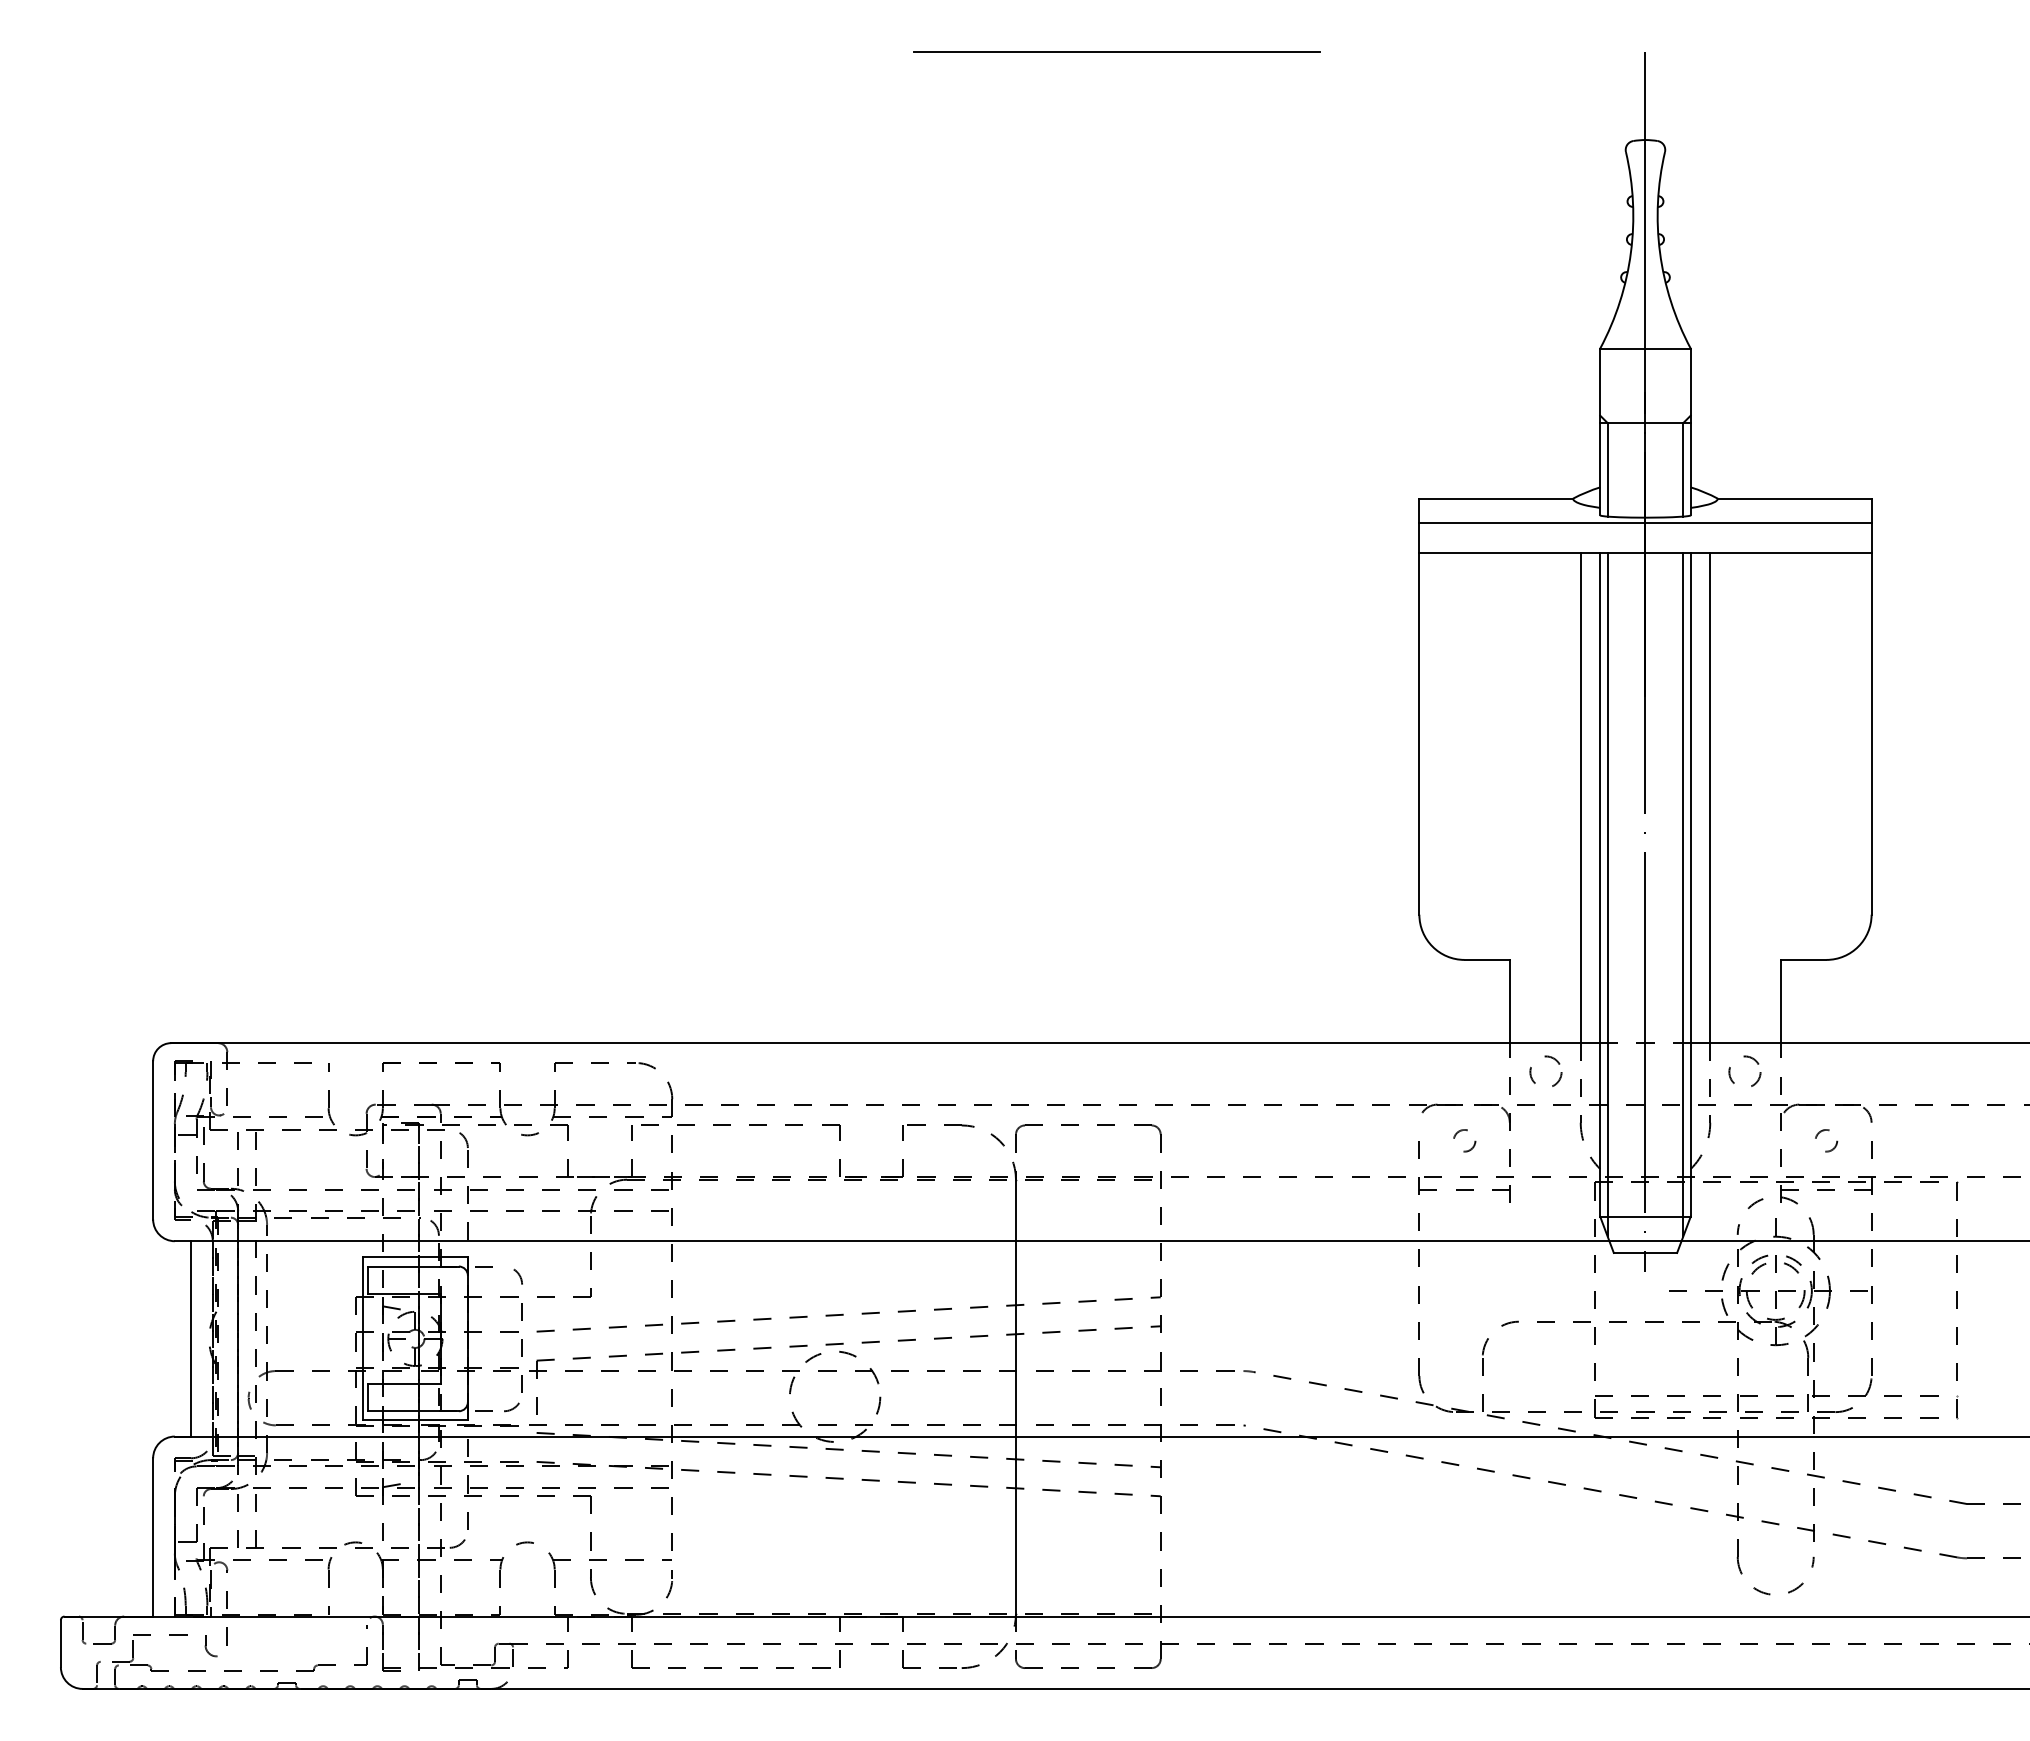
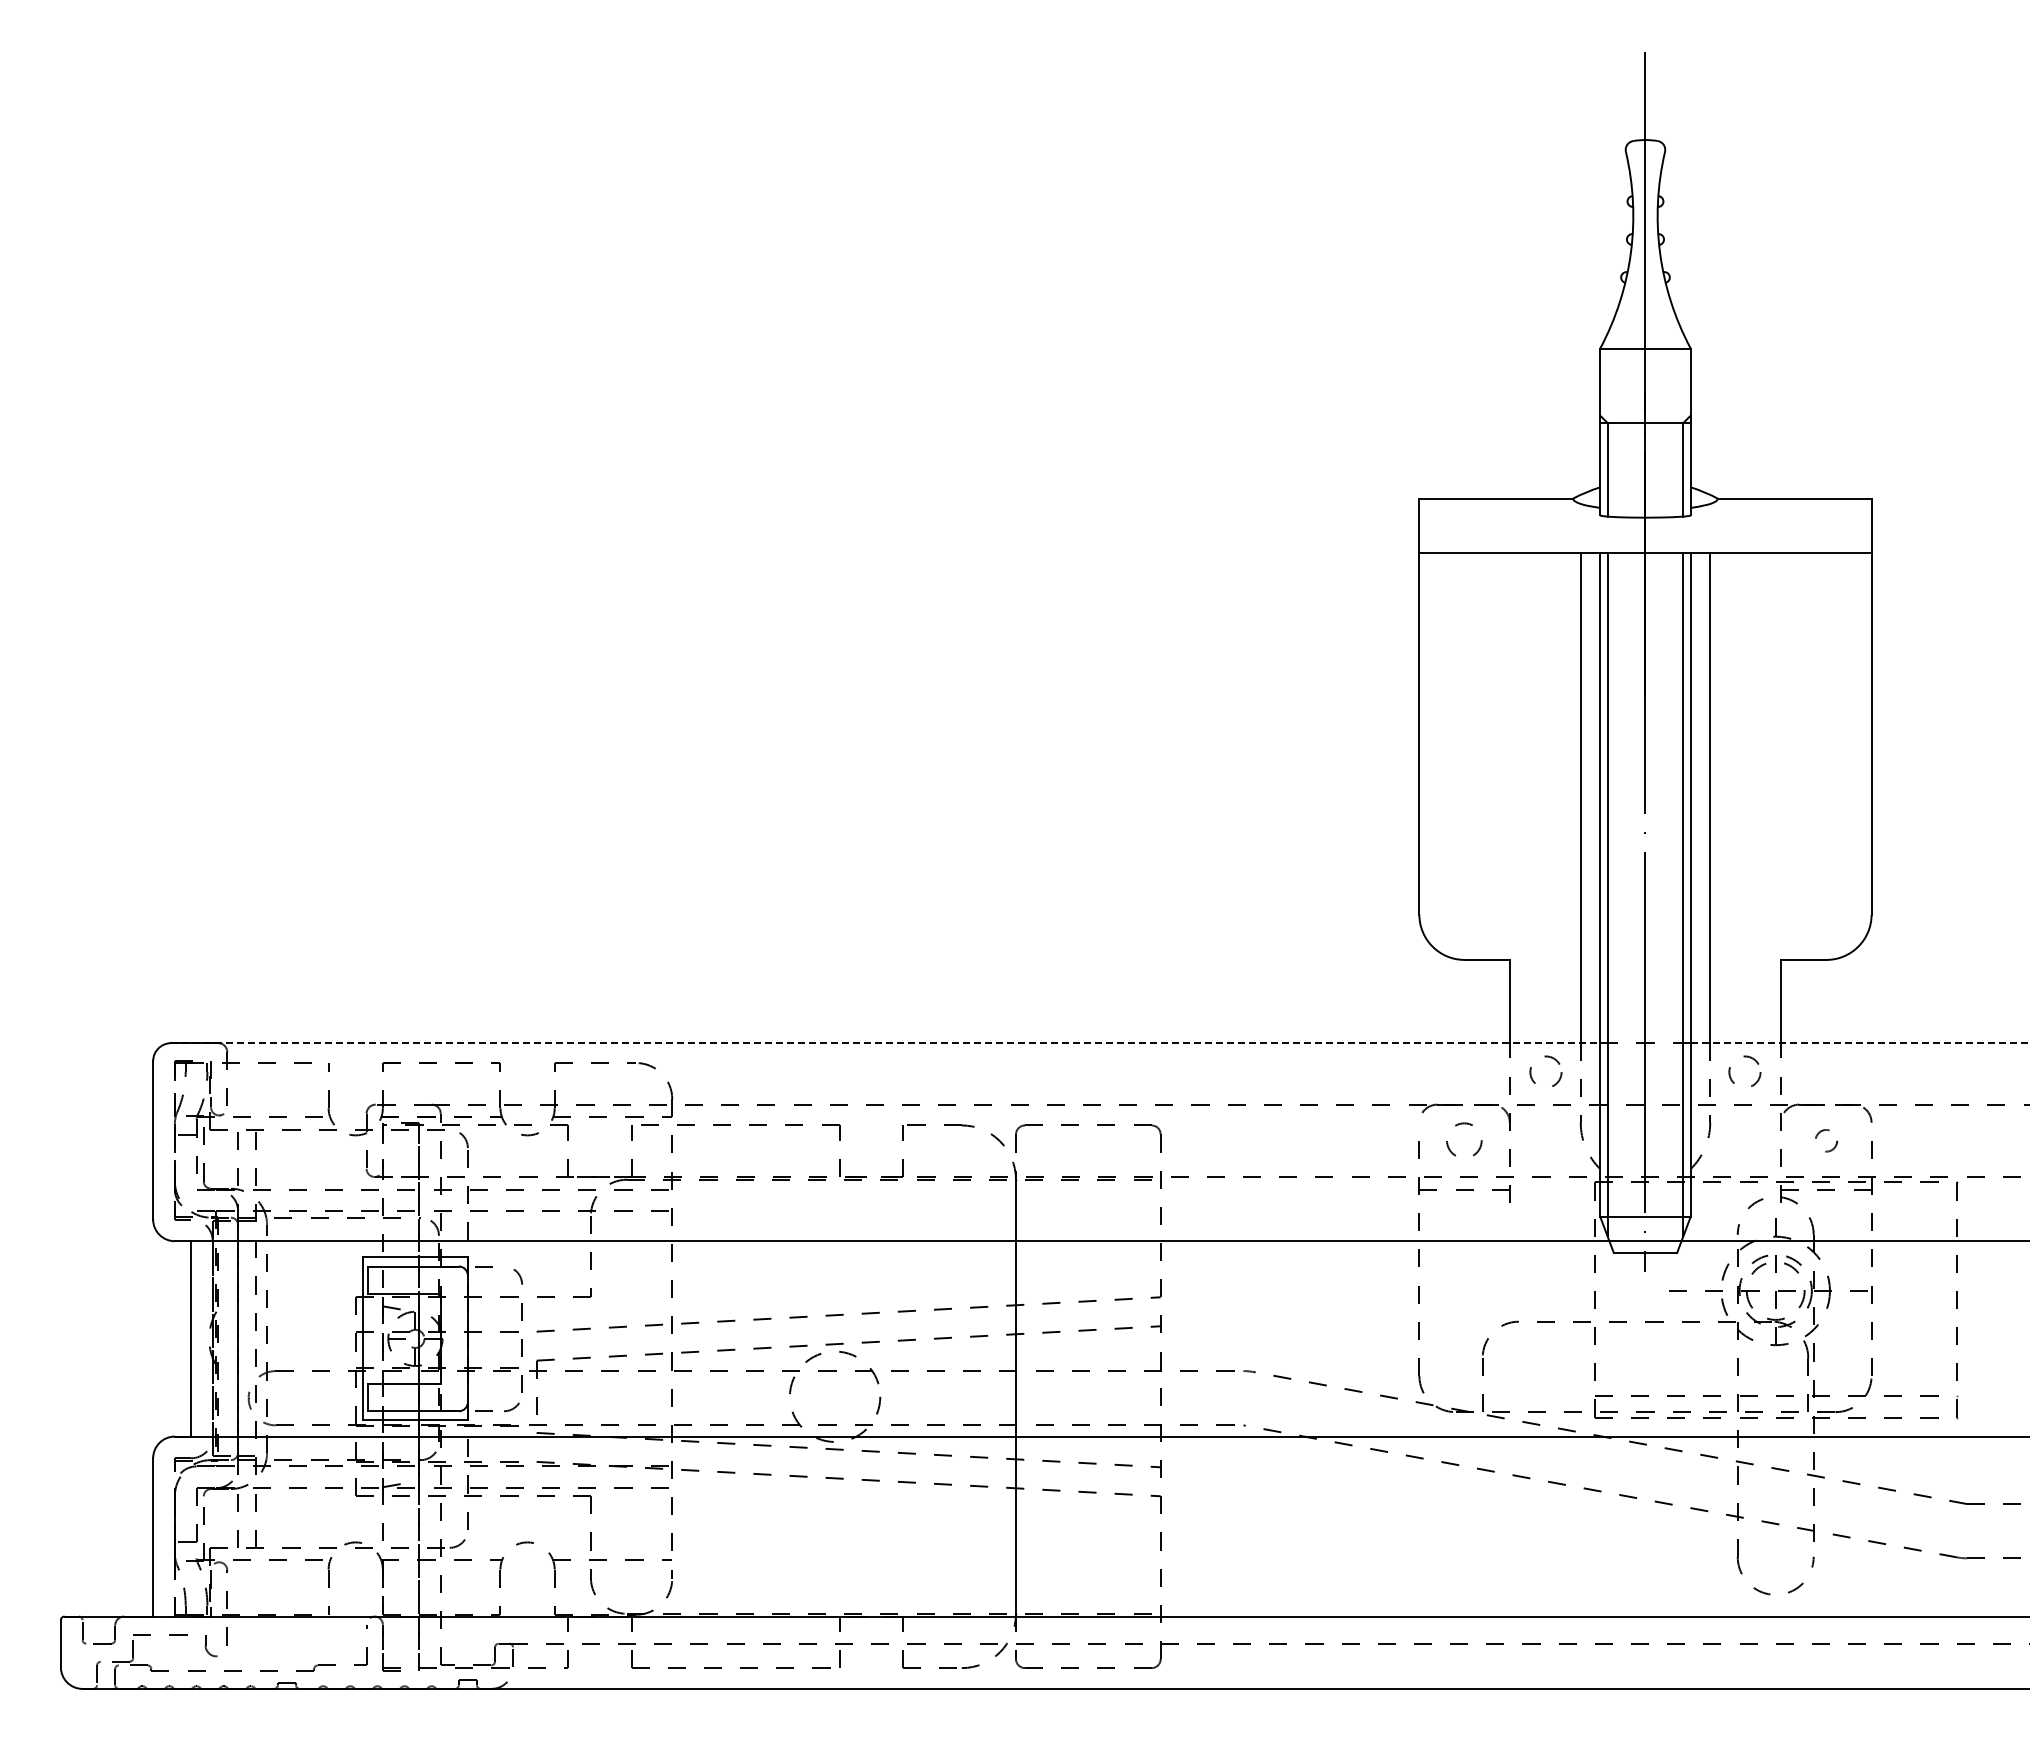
line: present -> none (1116, 52)
line: present -> none (1645, 522)
line: solid -> dashed (885, 1043)
line: solid -> dashed (1860, 1043)
circle size: 24x24 px -> 37x35 px (1464, 1139)
